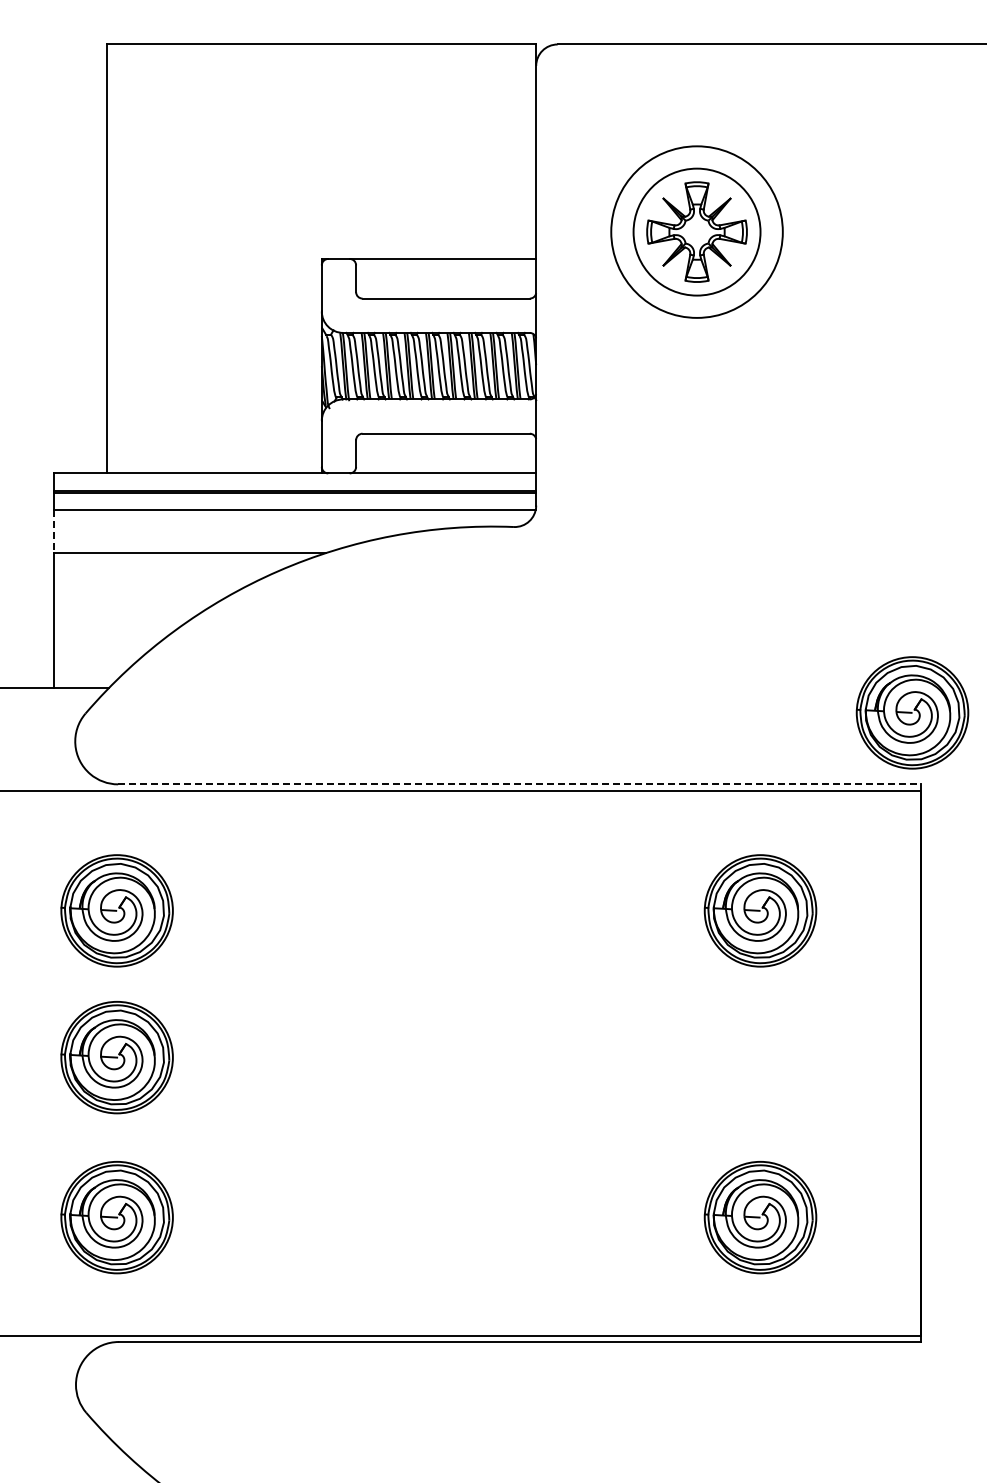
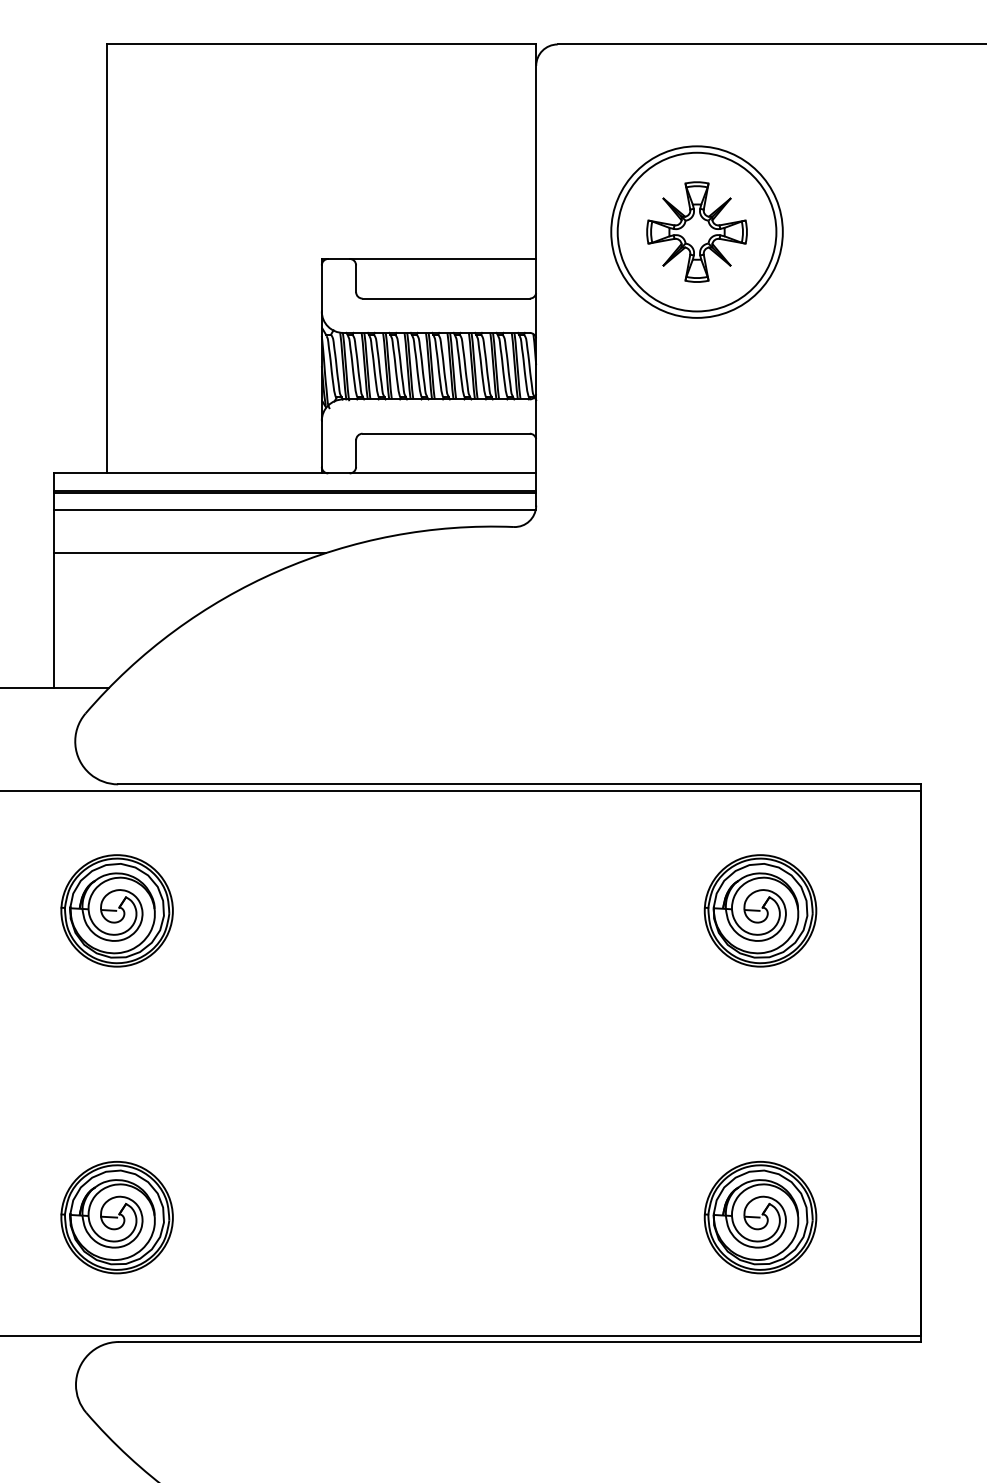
circle diameter: 127 px -> 159 px (696, 231)
line: dashed -> solid (53, 532)
part: present -> none (912, 712)
line: dashed -> solid (519, 784)
part: present -> none (116, 1057)
